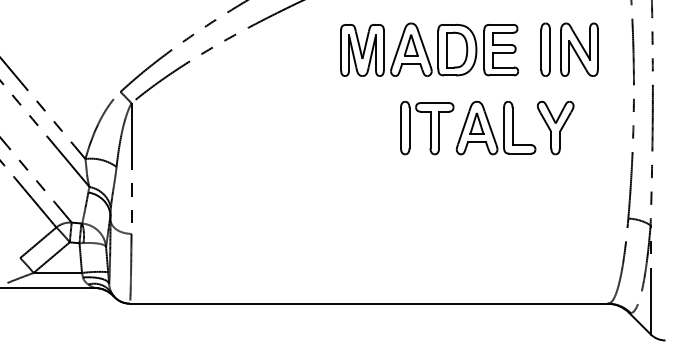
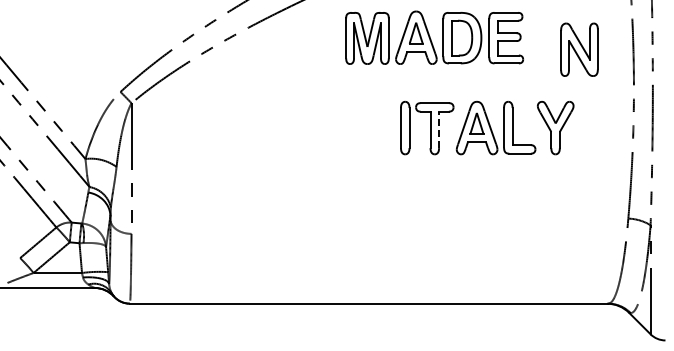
part position: (429, 49) -> (434, 37) (434, 37)
part: present -> none (545, 49)
line: solid -> dashed (439, 129)
